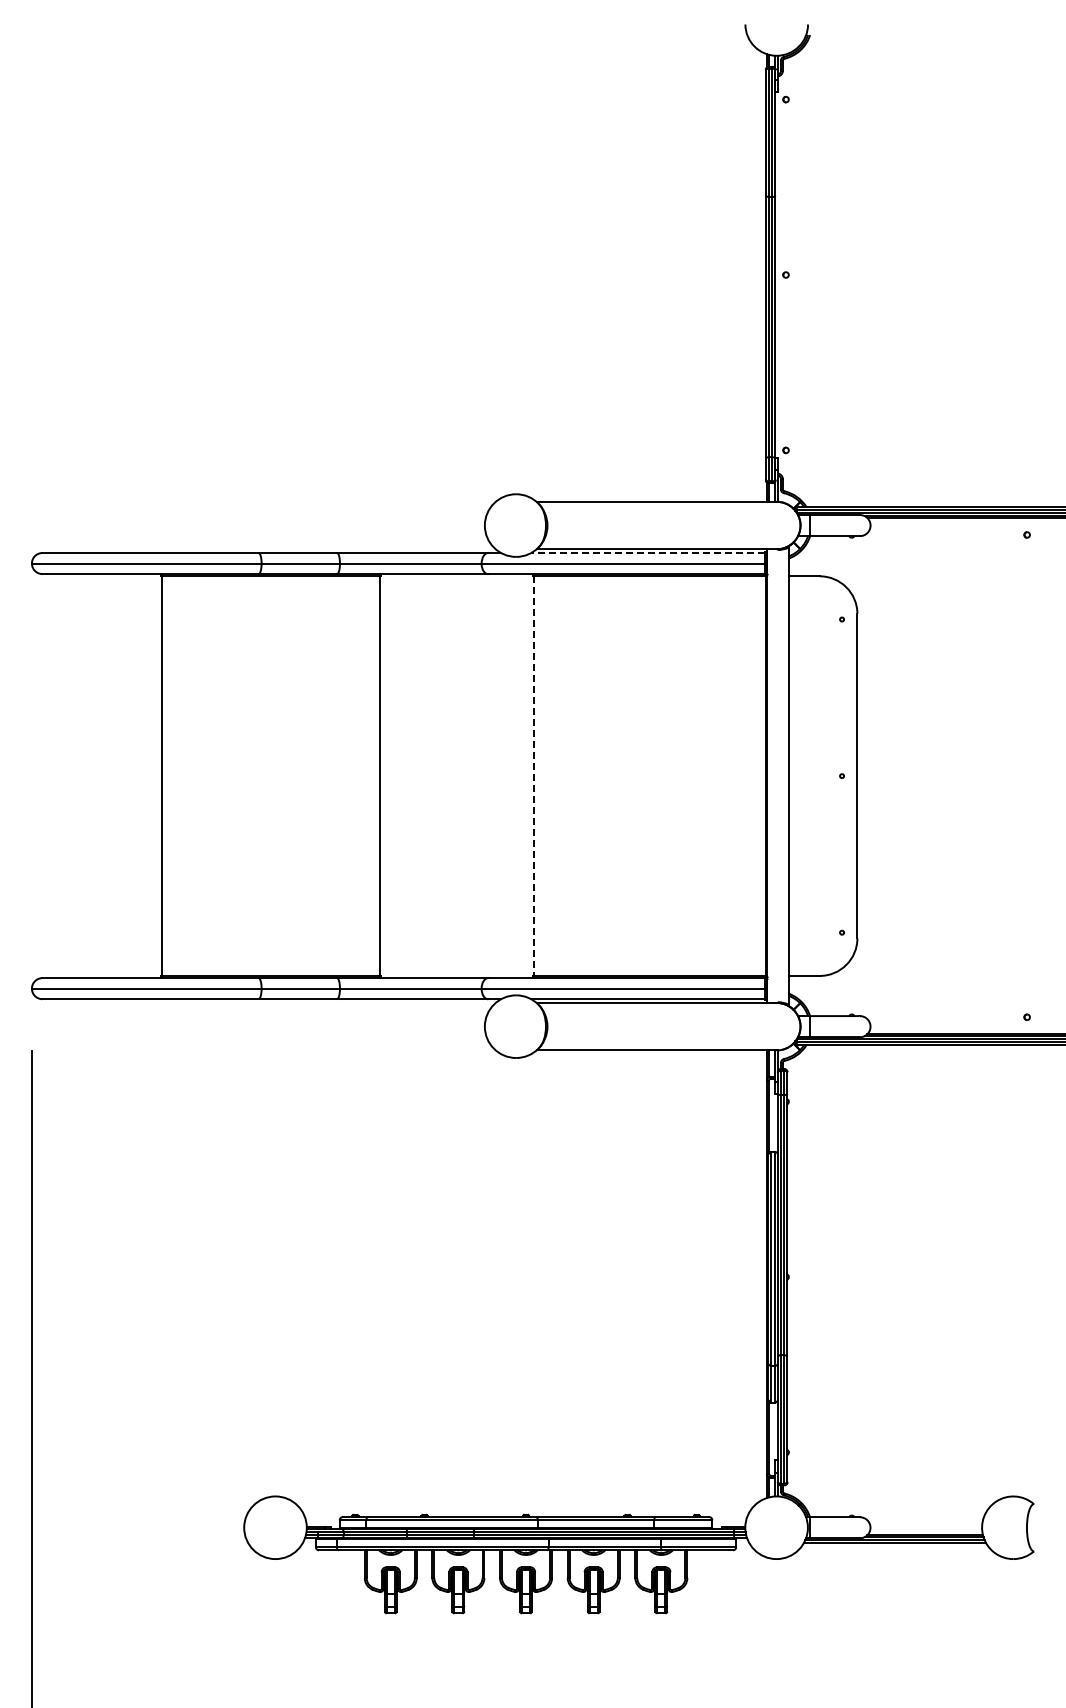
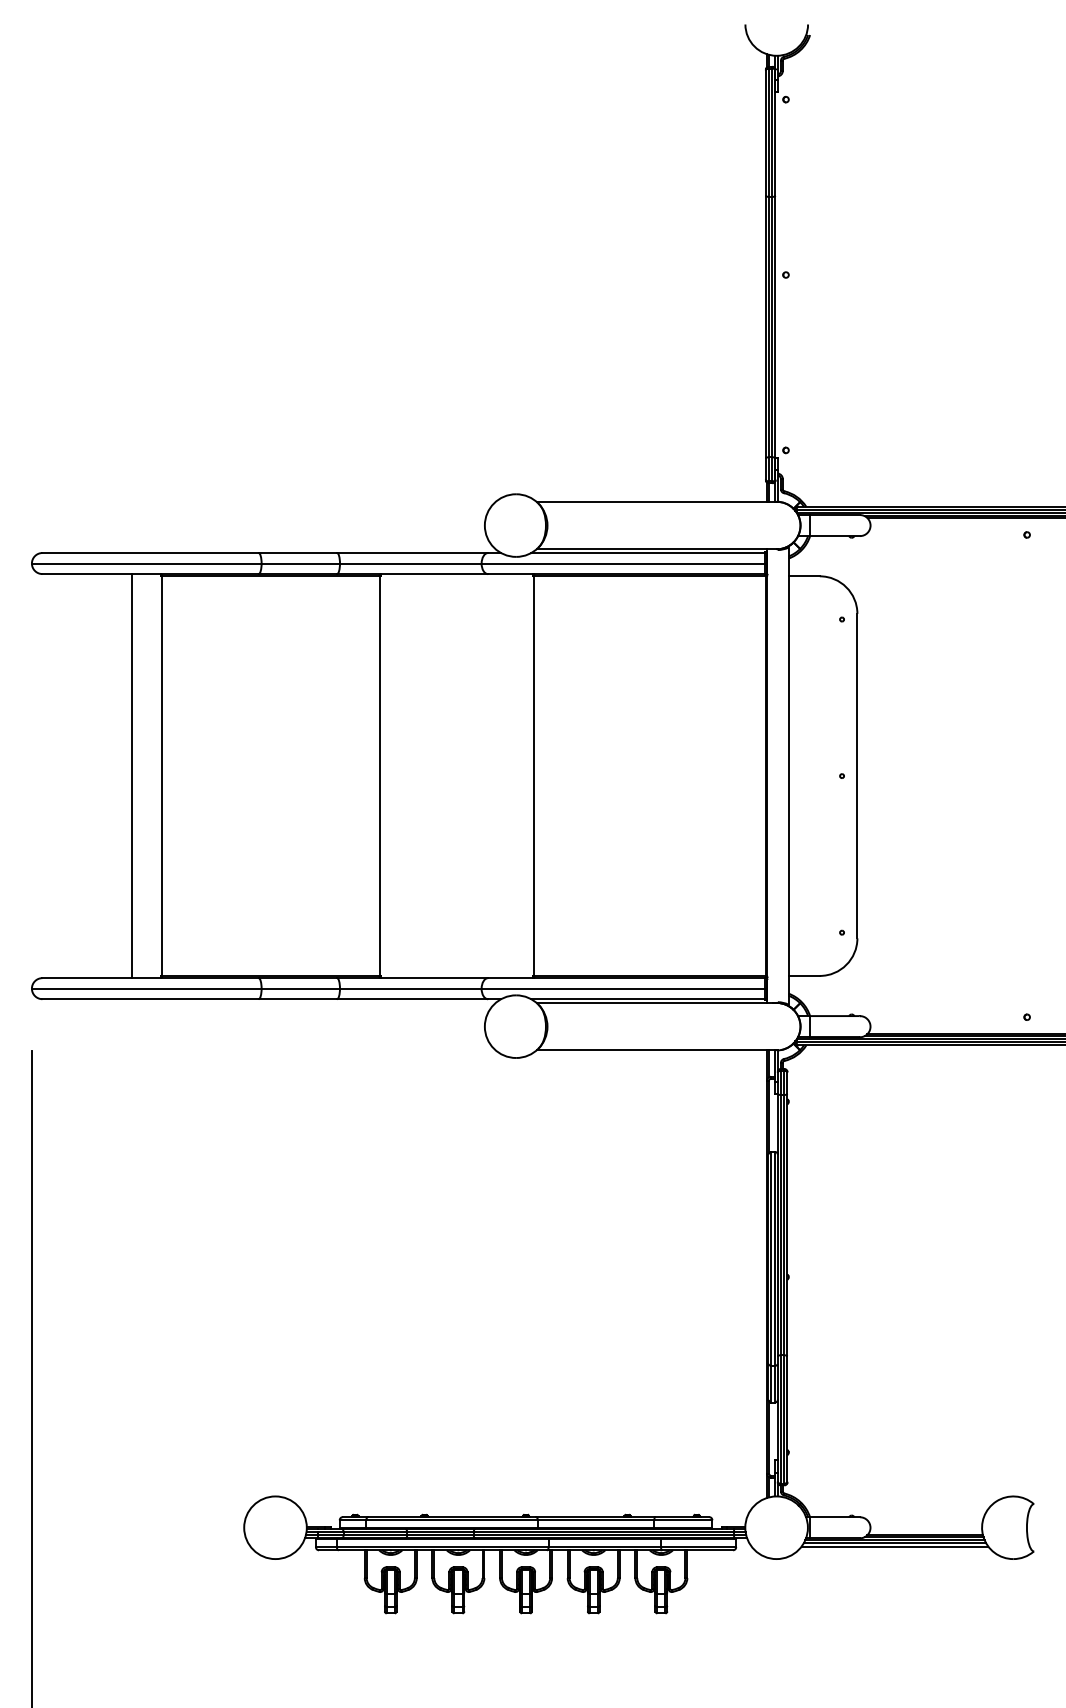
line: dashed -> solid (647, 553)
line: none -> present (131, 776)
line: dashed -> solid (534, 776)
line: none -> present (894, 1546)
